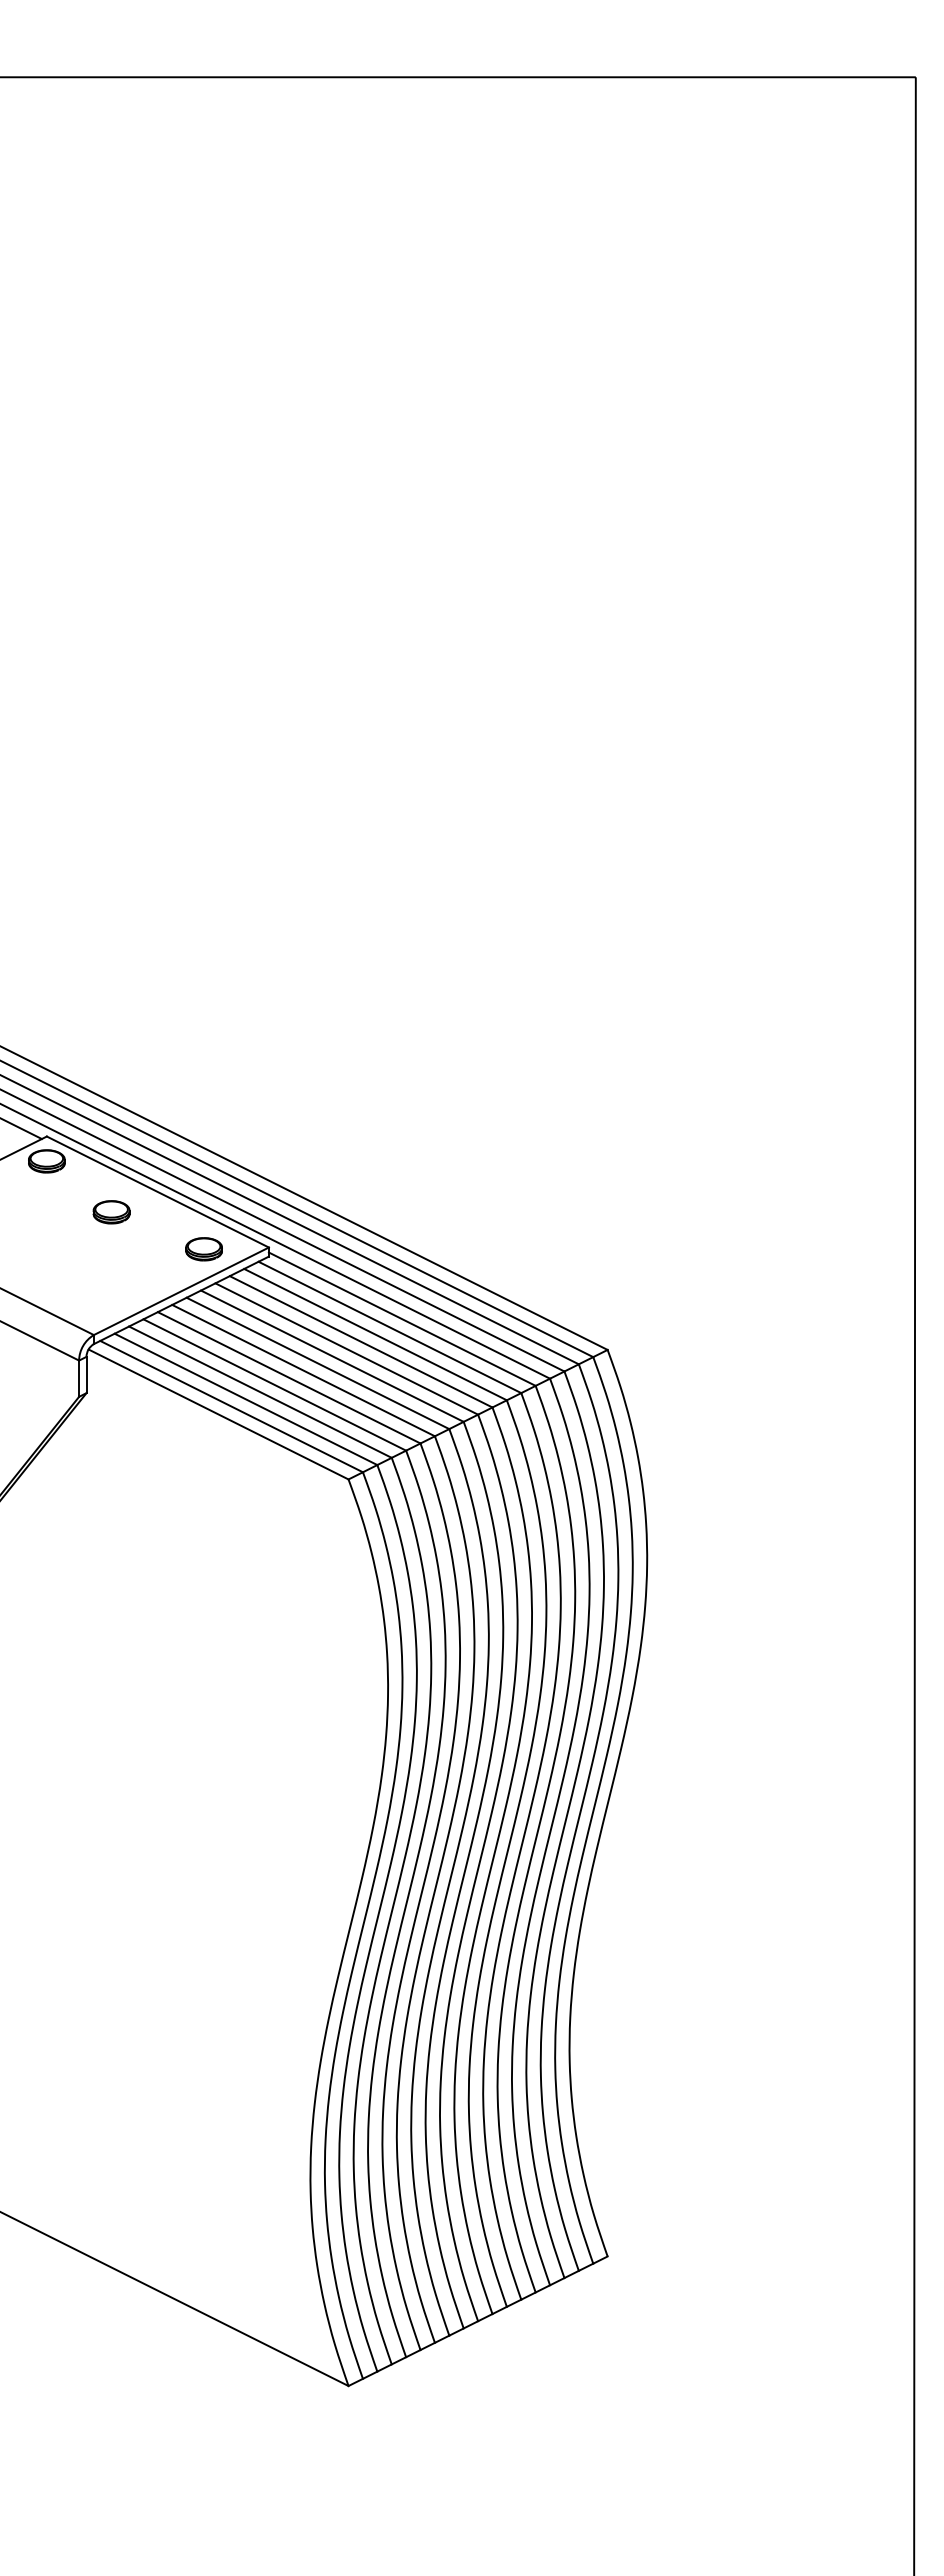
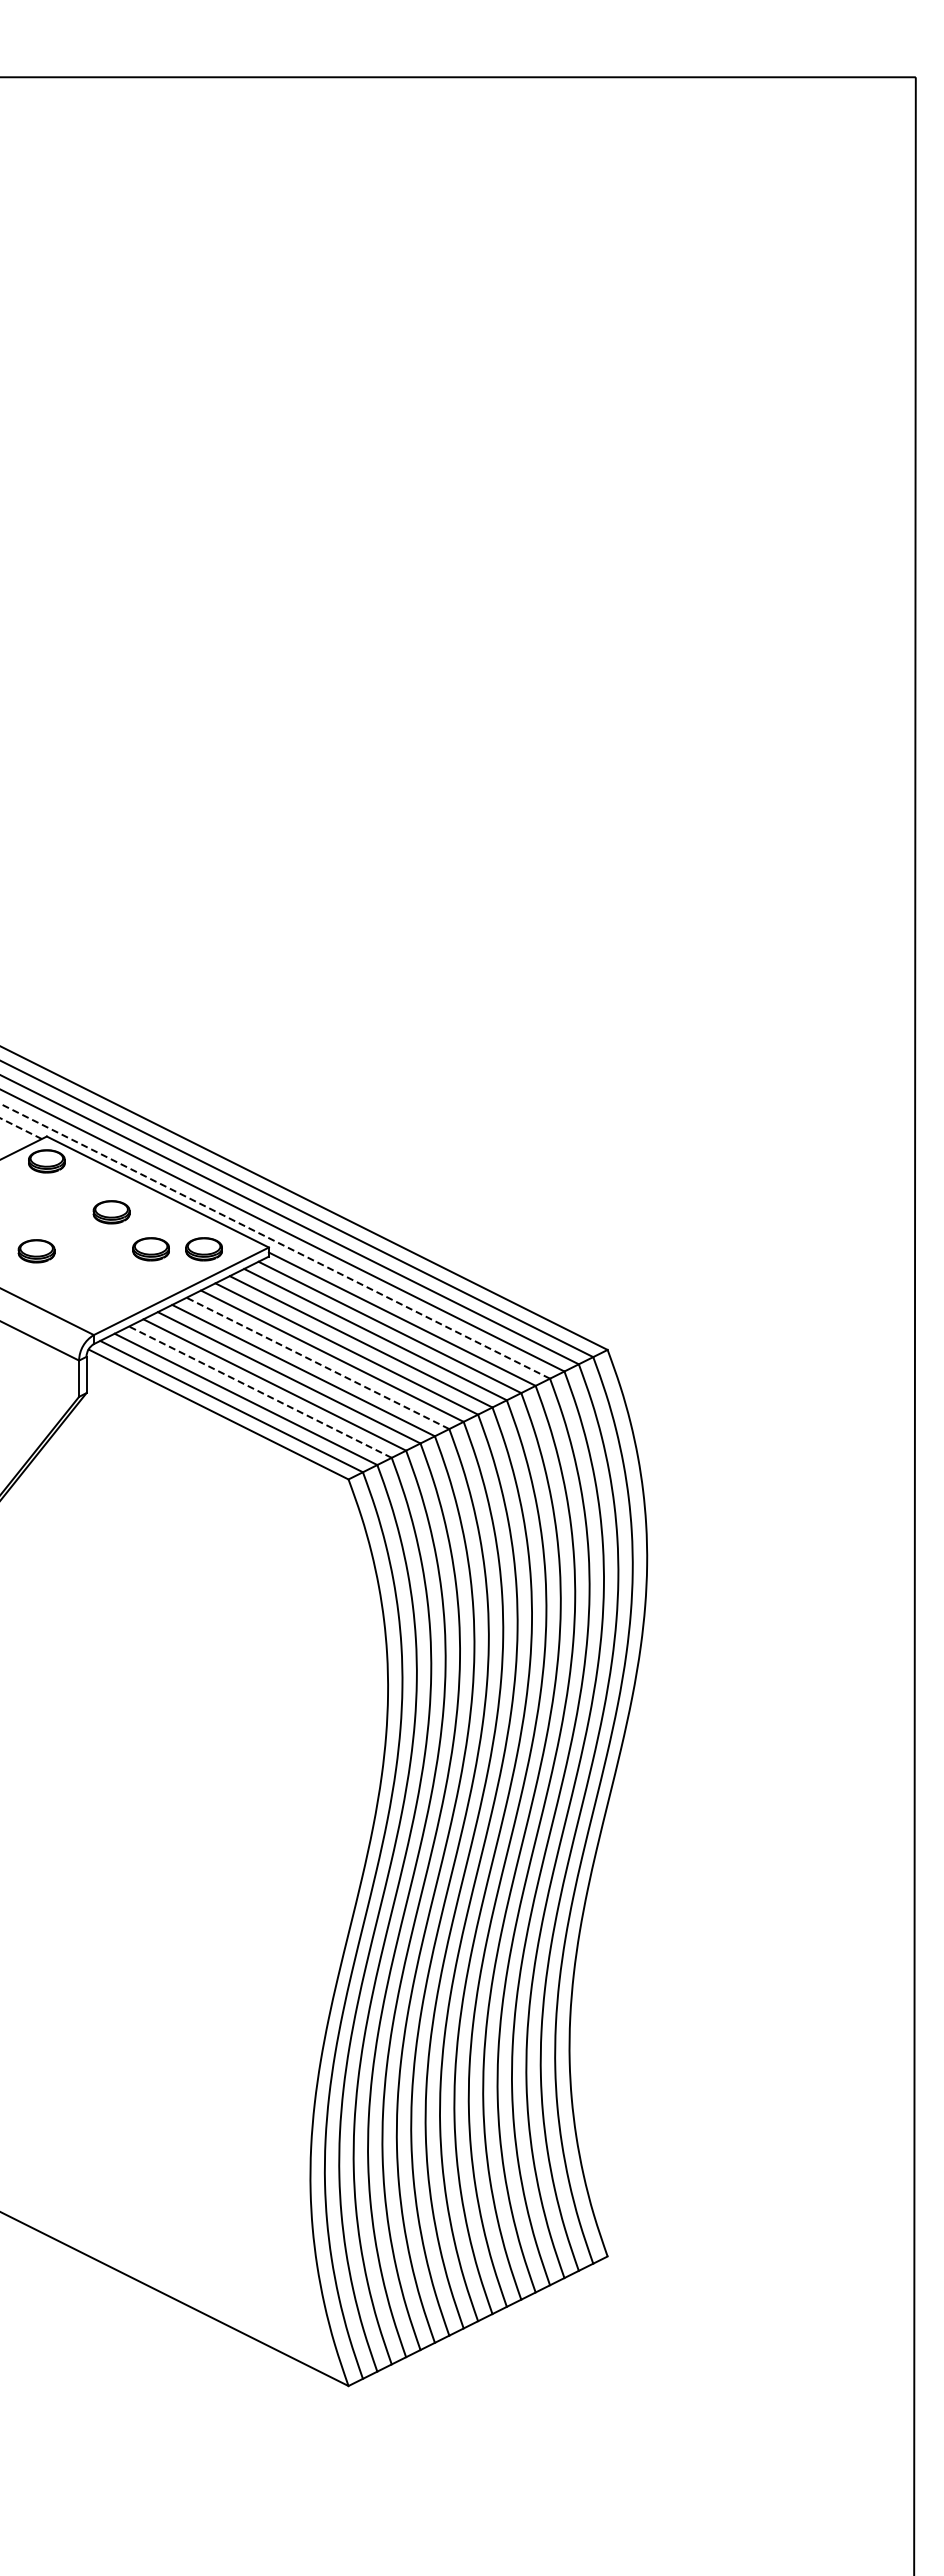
line: solid -> dashed (21, 1128)
line: solid -> dashed (274, 1241)
part: none -> present (150, 1249)
part: none -> present (36, 1251)
line: solid -> dashed (317, 1363)
line: solid -> dashed (260, 1392)
